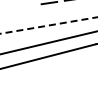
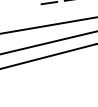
line: dashed -> solid (49, 25)
